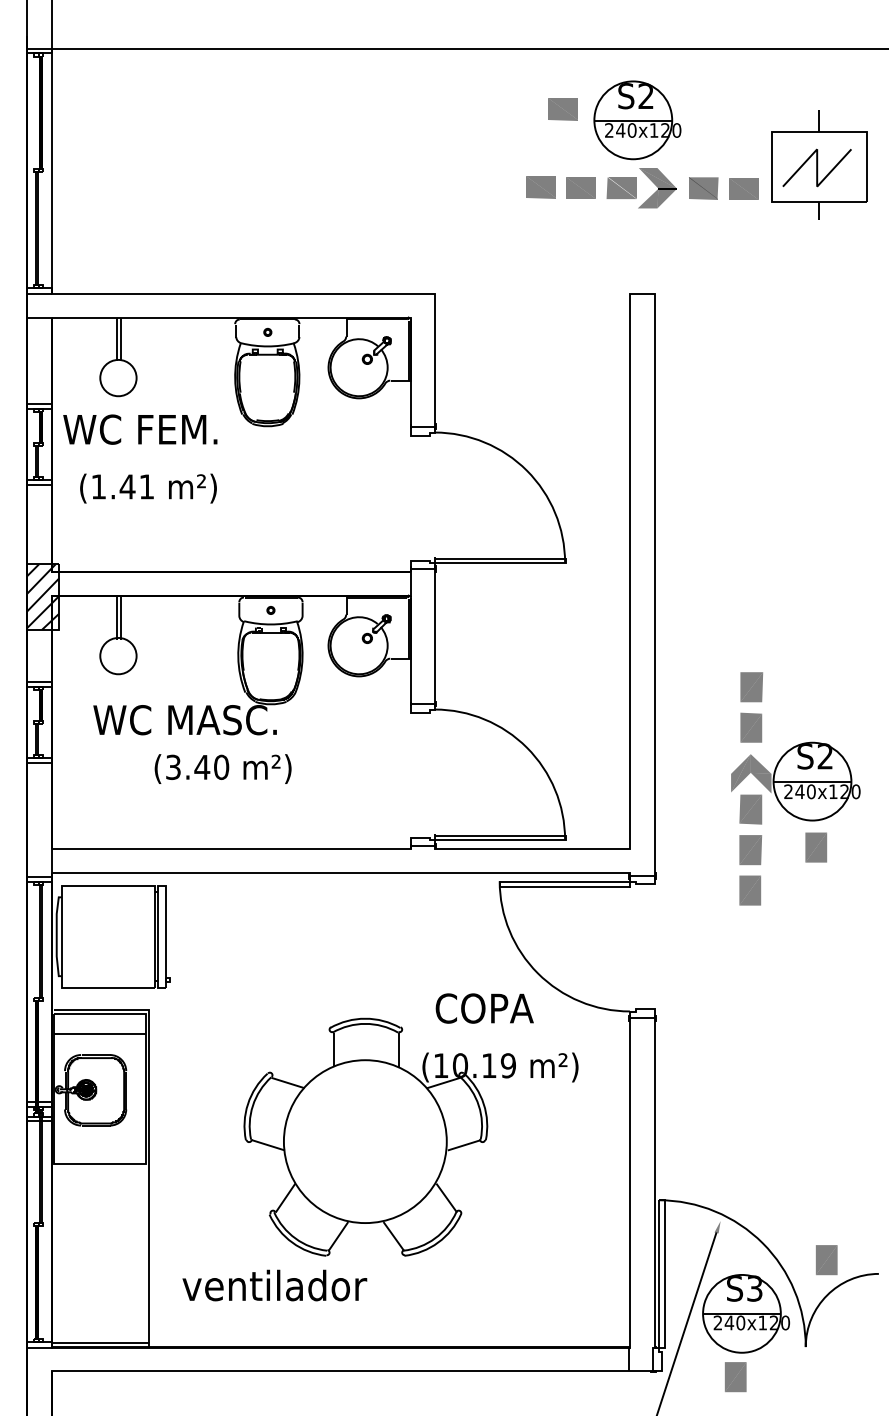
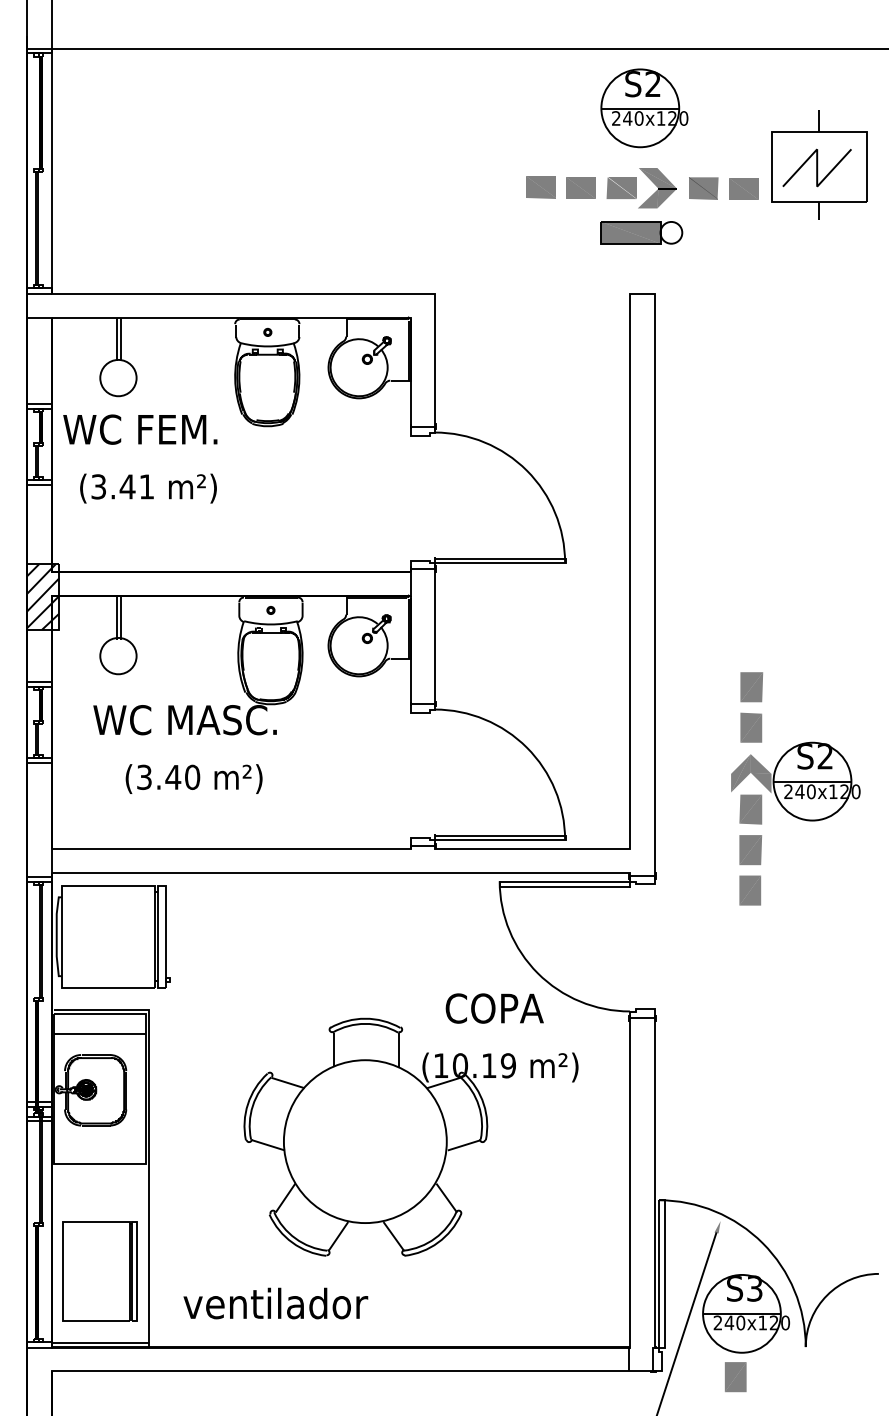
part: present -> none (562, 109)
part position: (637, 120) -> (644, 108) (644, 108)
part: none -> present (641, 232)
text: (1.41 -> (3.41 (98, 486)
text position: (222, 768) -> (193, 778) (193, 778)
part: present -> none (815, 847)
text position: (484, 1008) -> (494, 1008) (494, 1008)
part: present -> none (826, 1259)
part: none -> present (99, 1271)
text position: (274, 1285) -> (275, 1303) (275, 1303)
